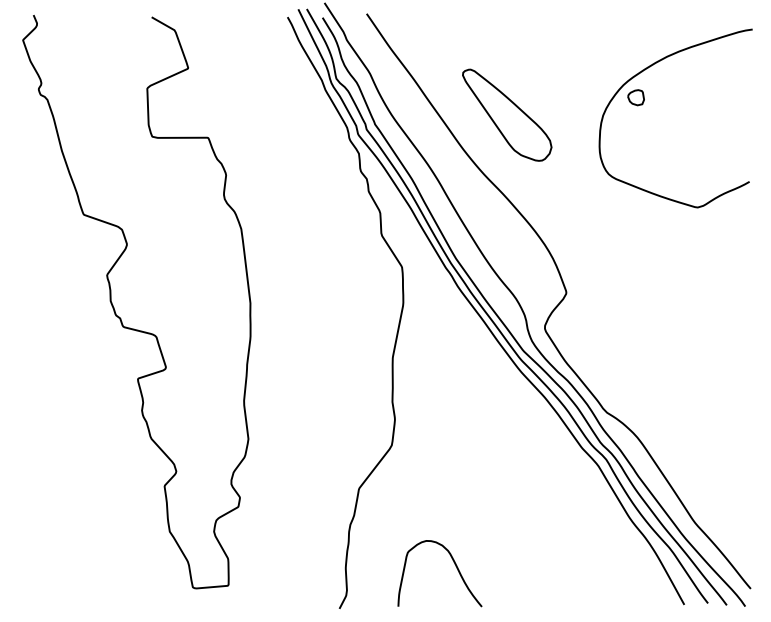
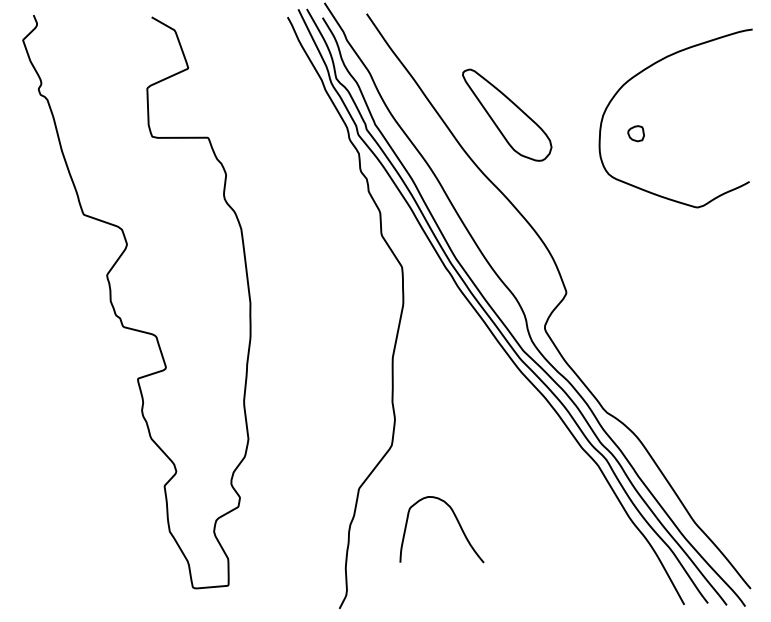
part position: (635, 97) -> (635, 133) (635, 133)
curve position: (455, 566) -> (457, 522) (457, 522)
